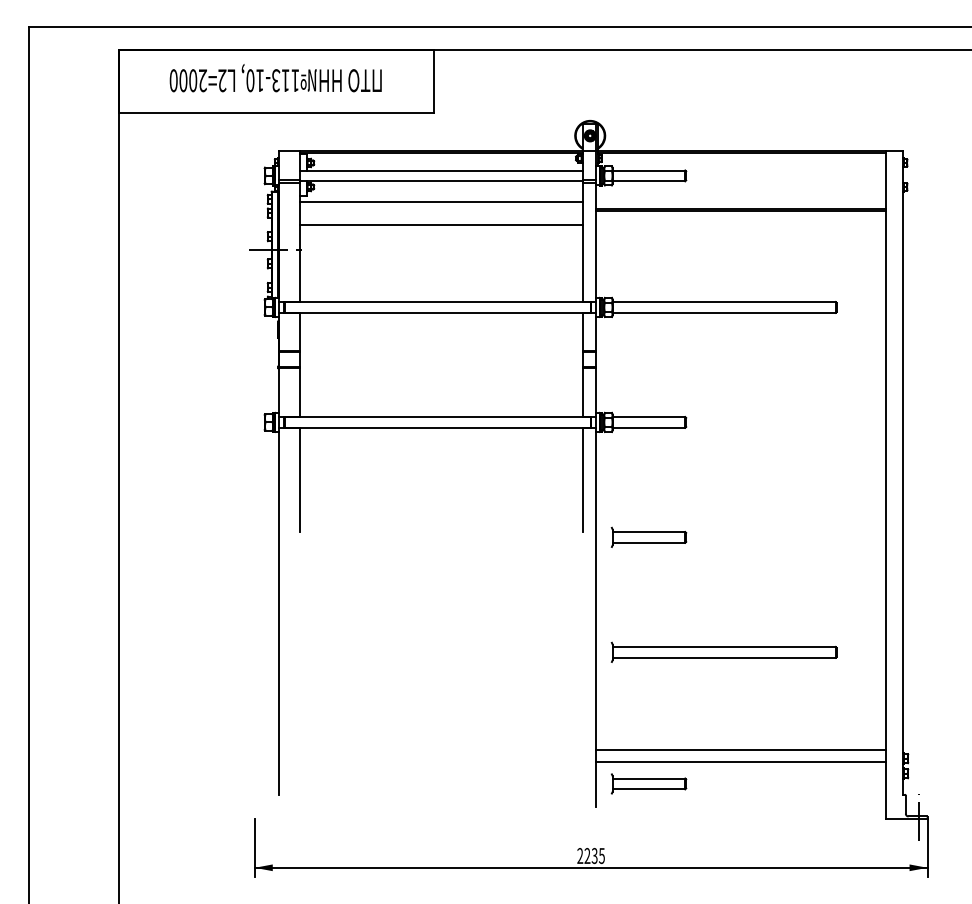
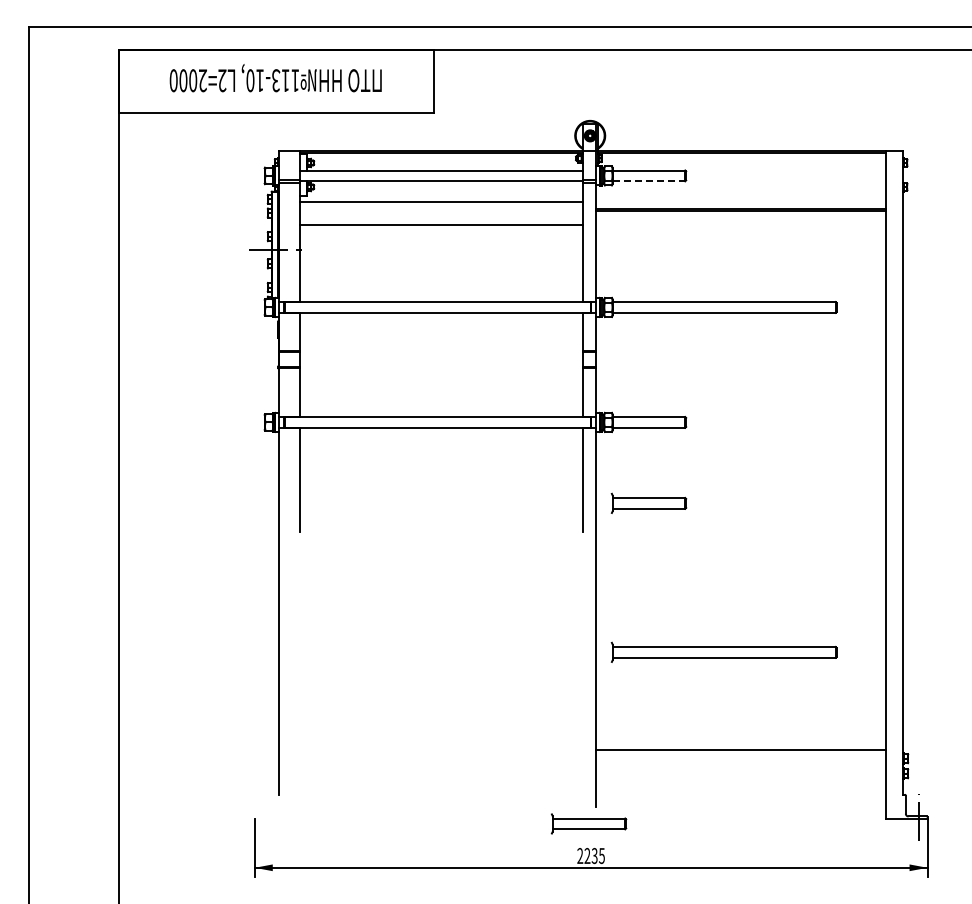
line: solid -> dashed (649, 181)
part position: (648, 536) -> (648, 502) (648, 502)
line: present -> none (740, 761)
part position: (648, 783) -> (588, 823) (588, 823)
